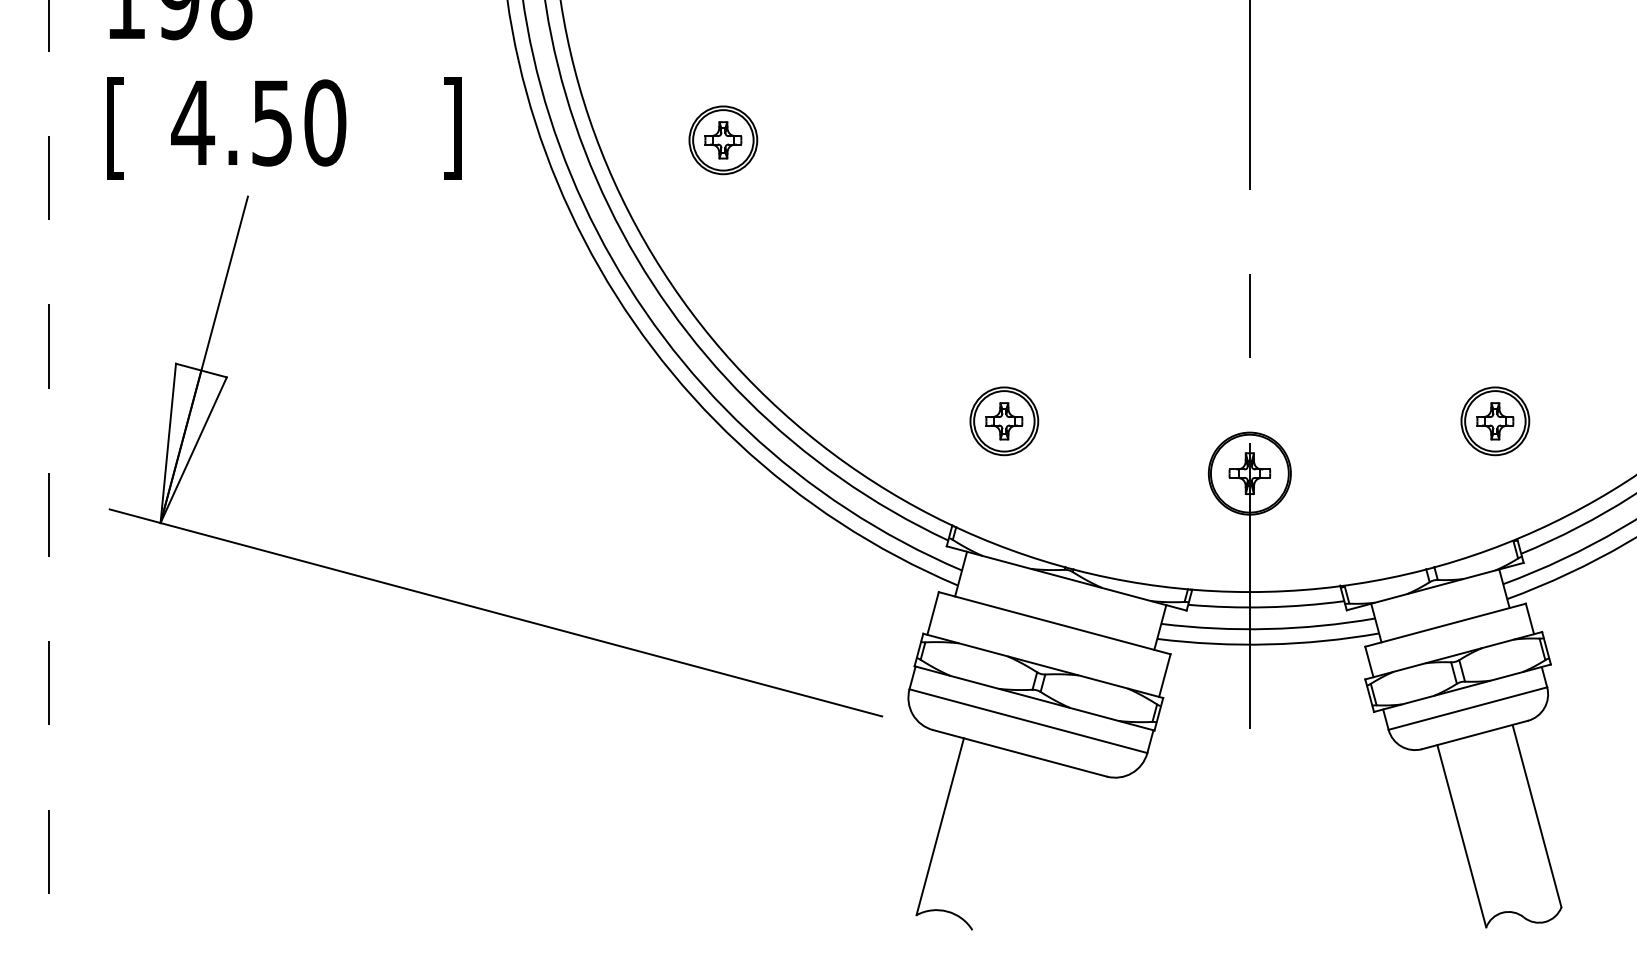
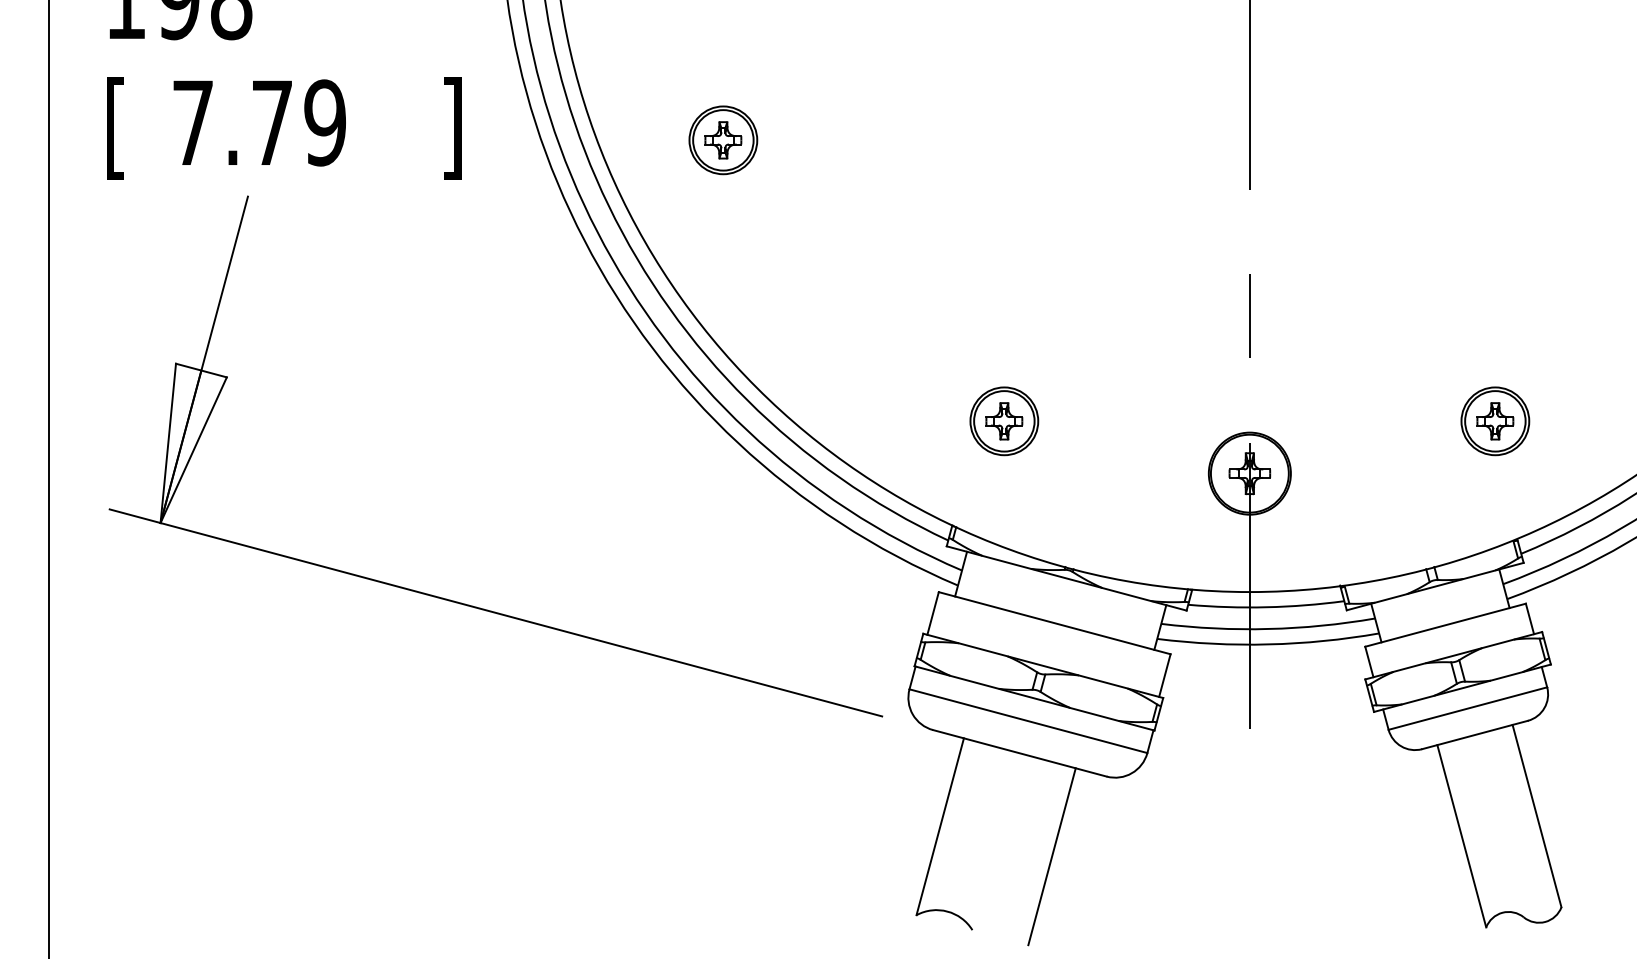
text: 4.50 -> 7.79 (258, 122)
line: dashed -> solid (49, 478)
line: none -> present (1051, 856)
